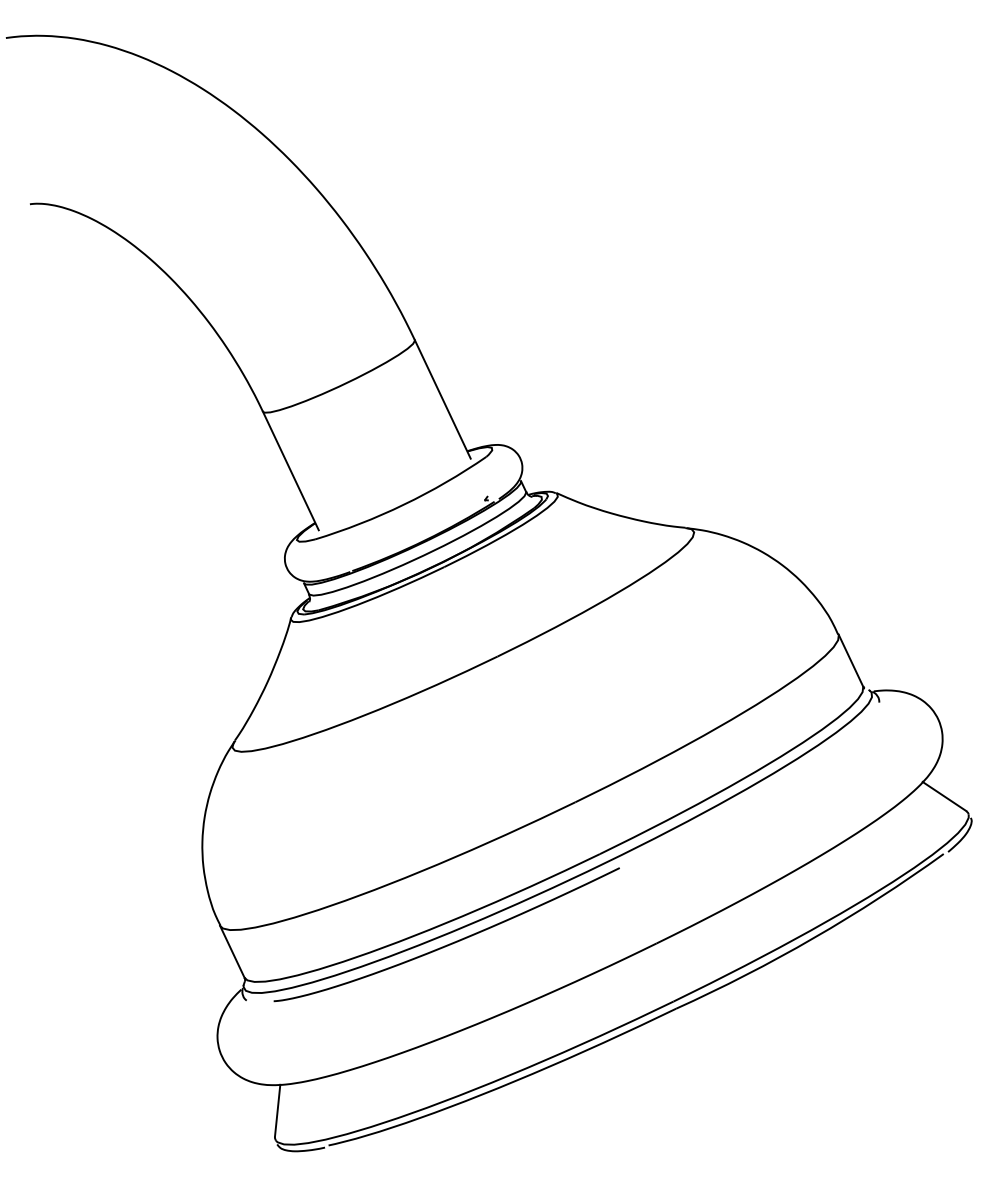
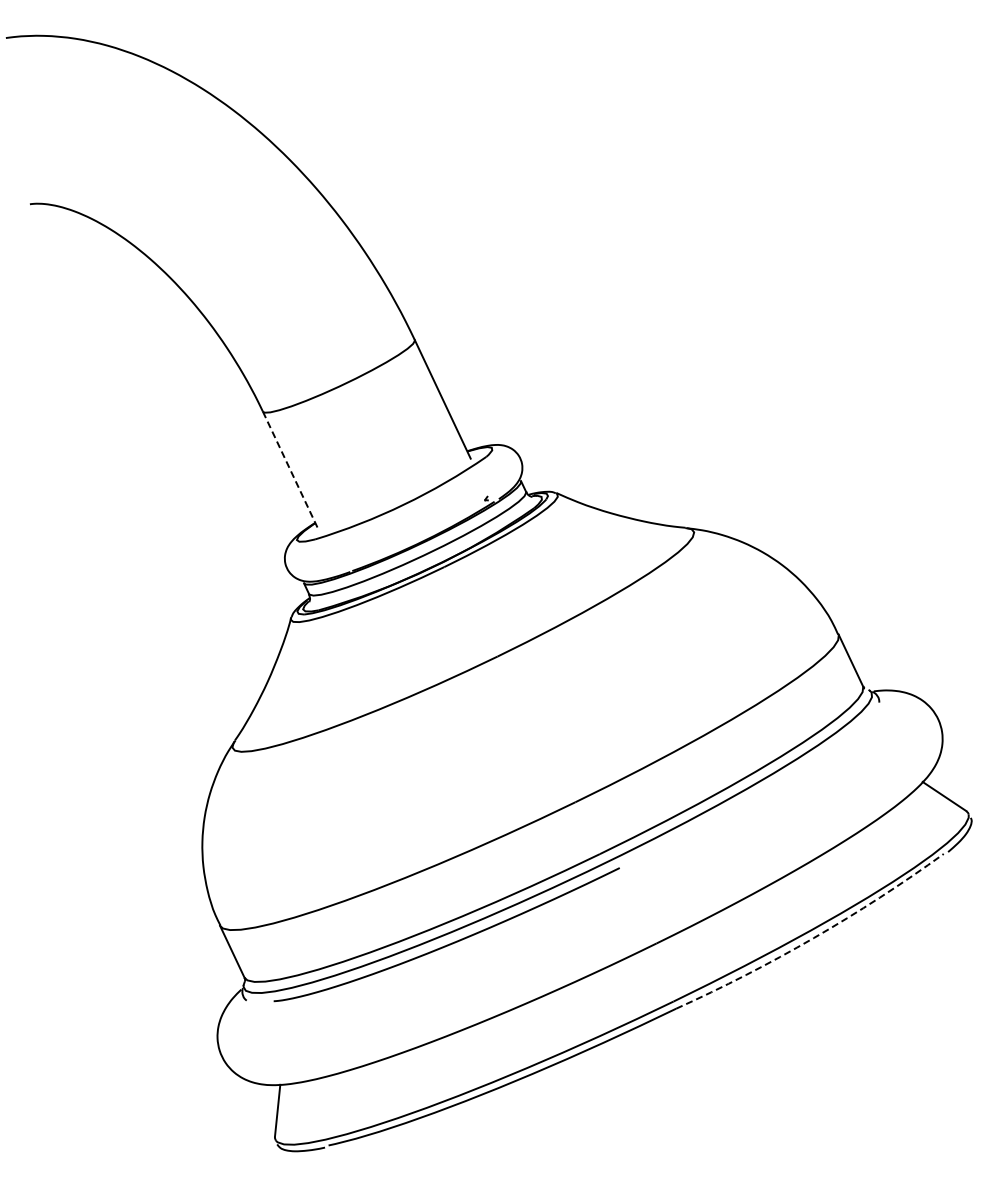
line: solid -> dashed (290, 470)
arc: solid -> dashed (813, 938)
